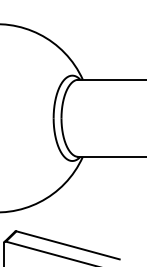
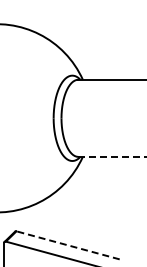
line: solid -> dashed (113, 156)
line: solid -> dashed (67, 245)
